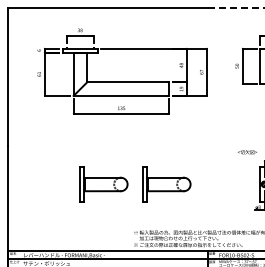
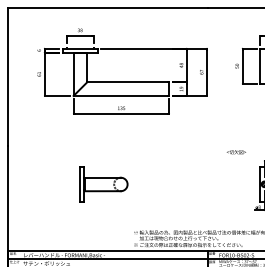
line: dashed -> solid (236, 8)
text position: (246, 152) -> (235, 152) (235, 152)
part: present -> none (166, 184)
